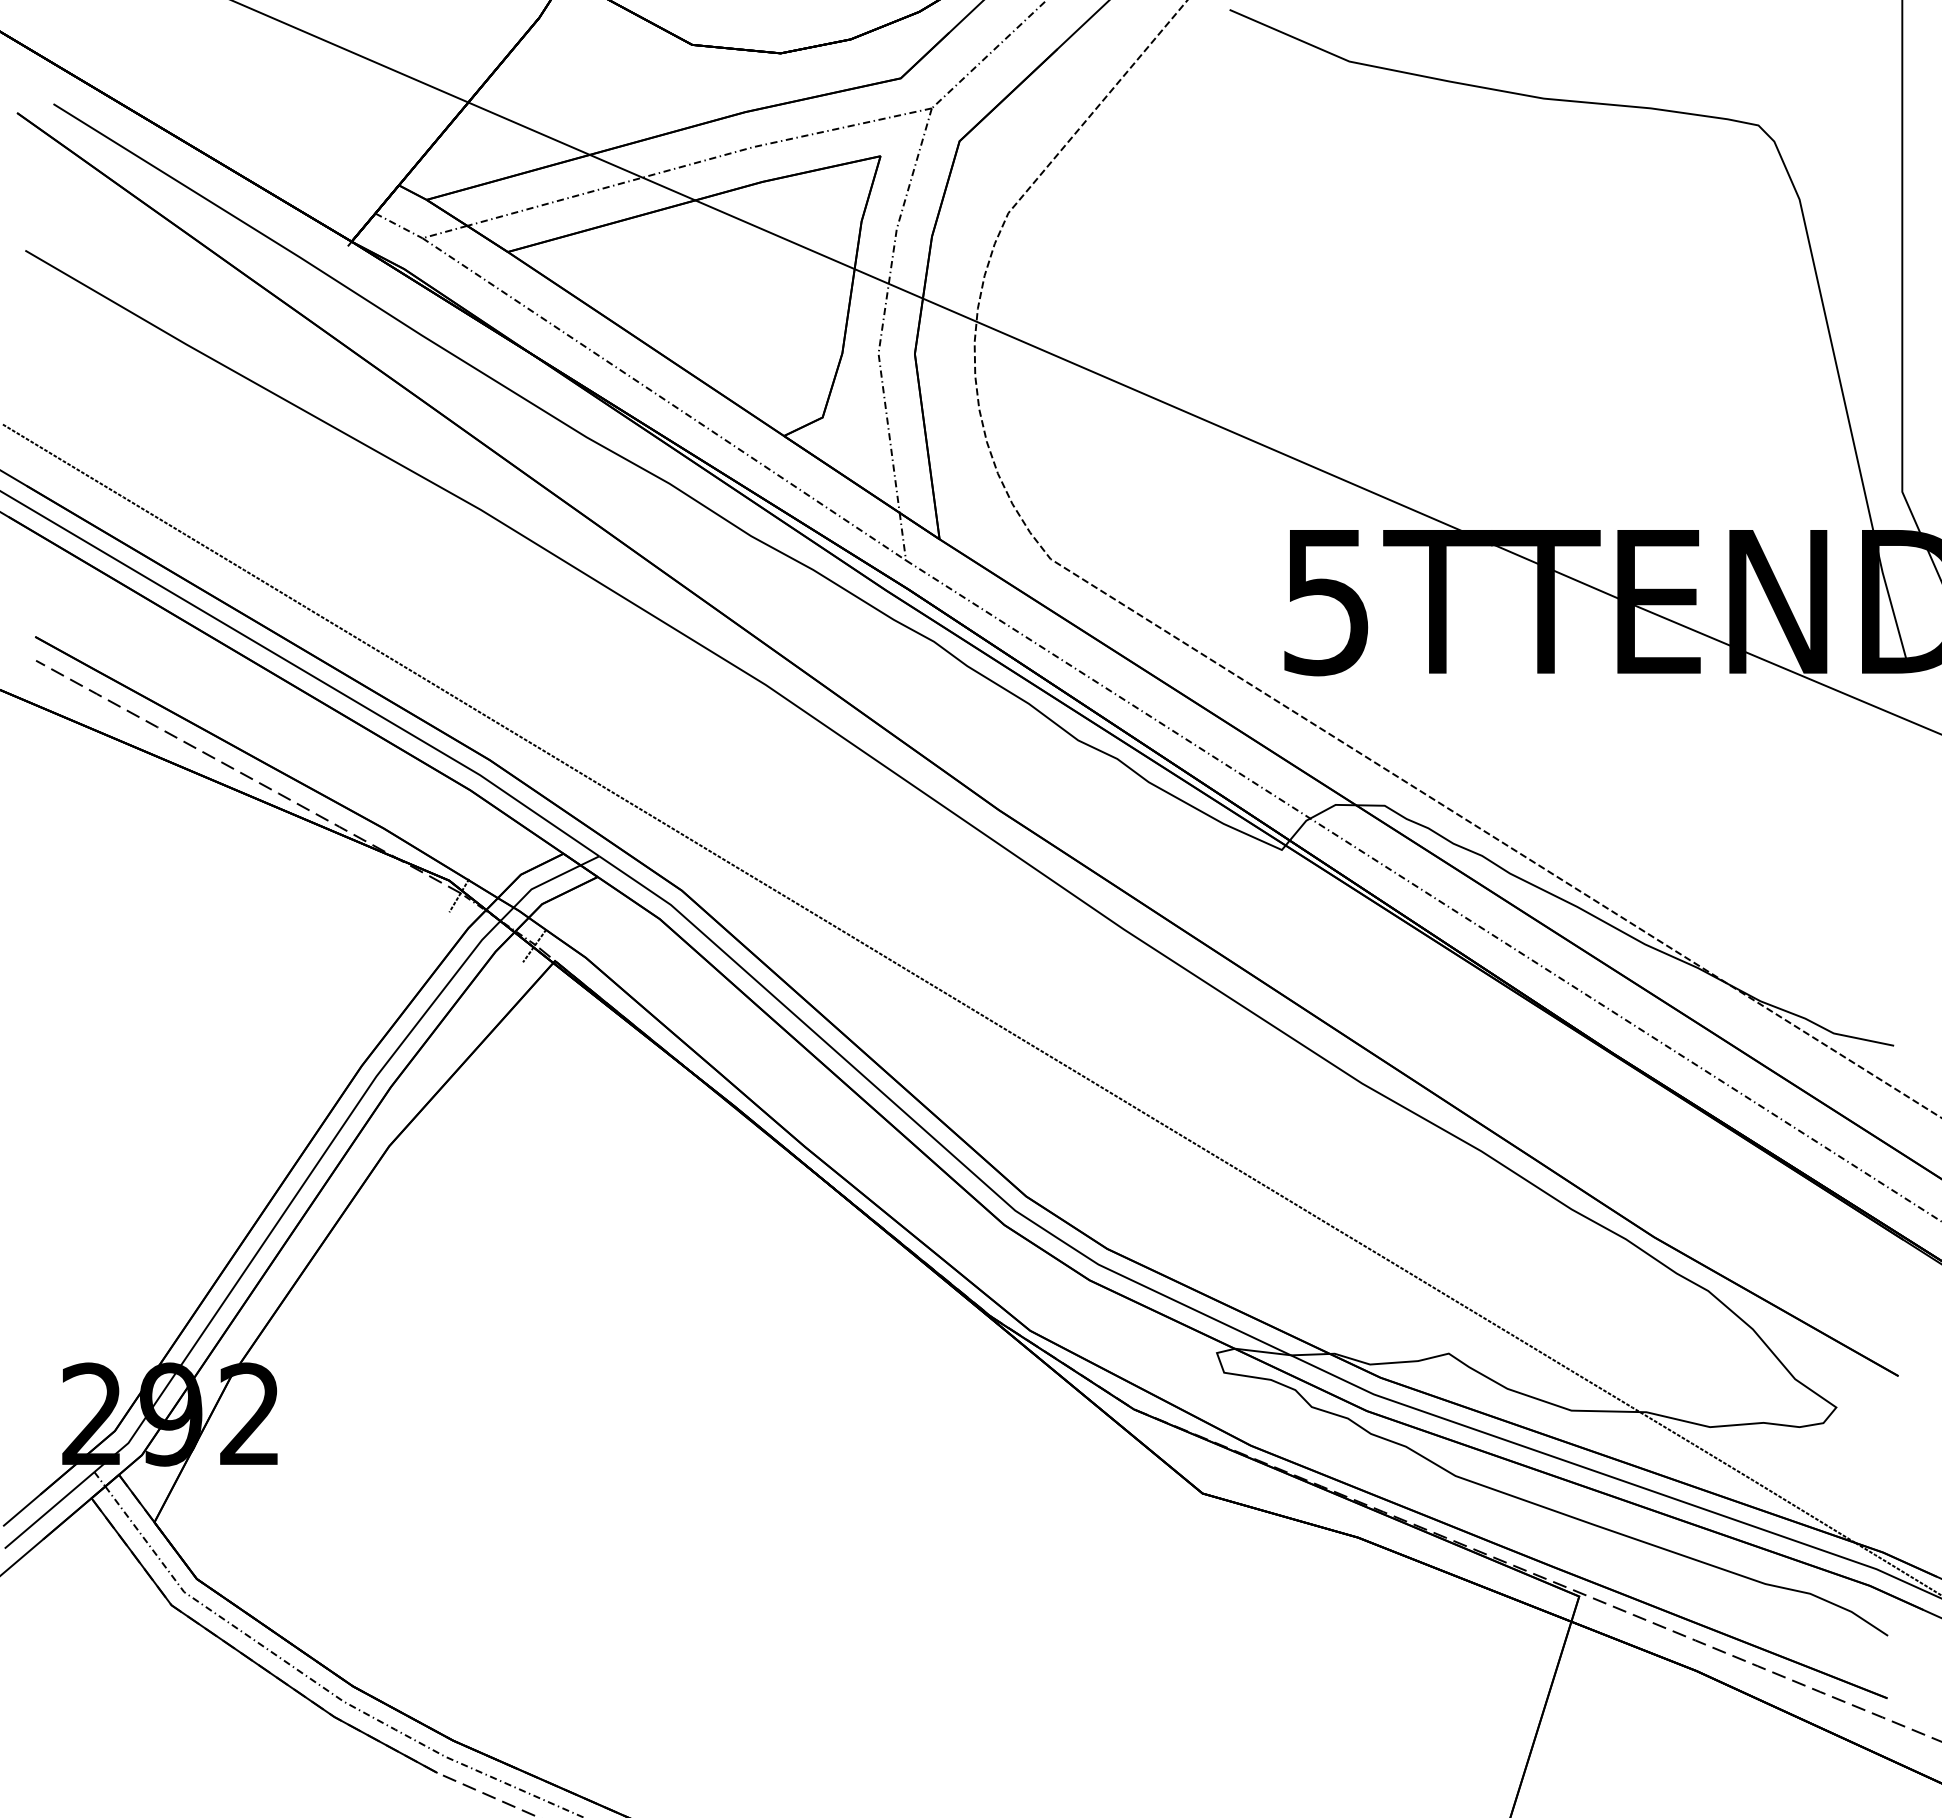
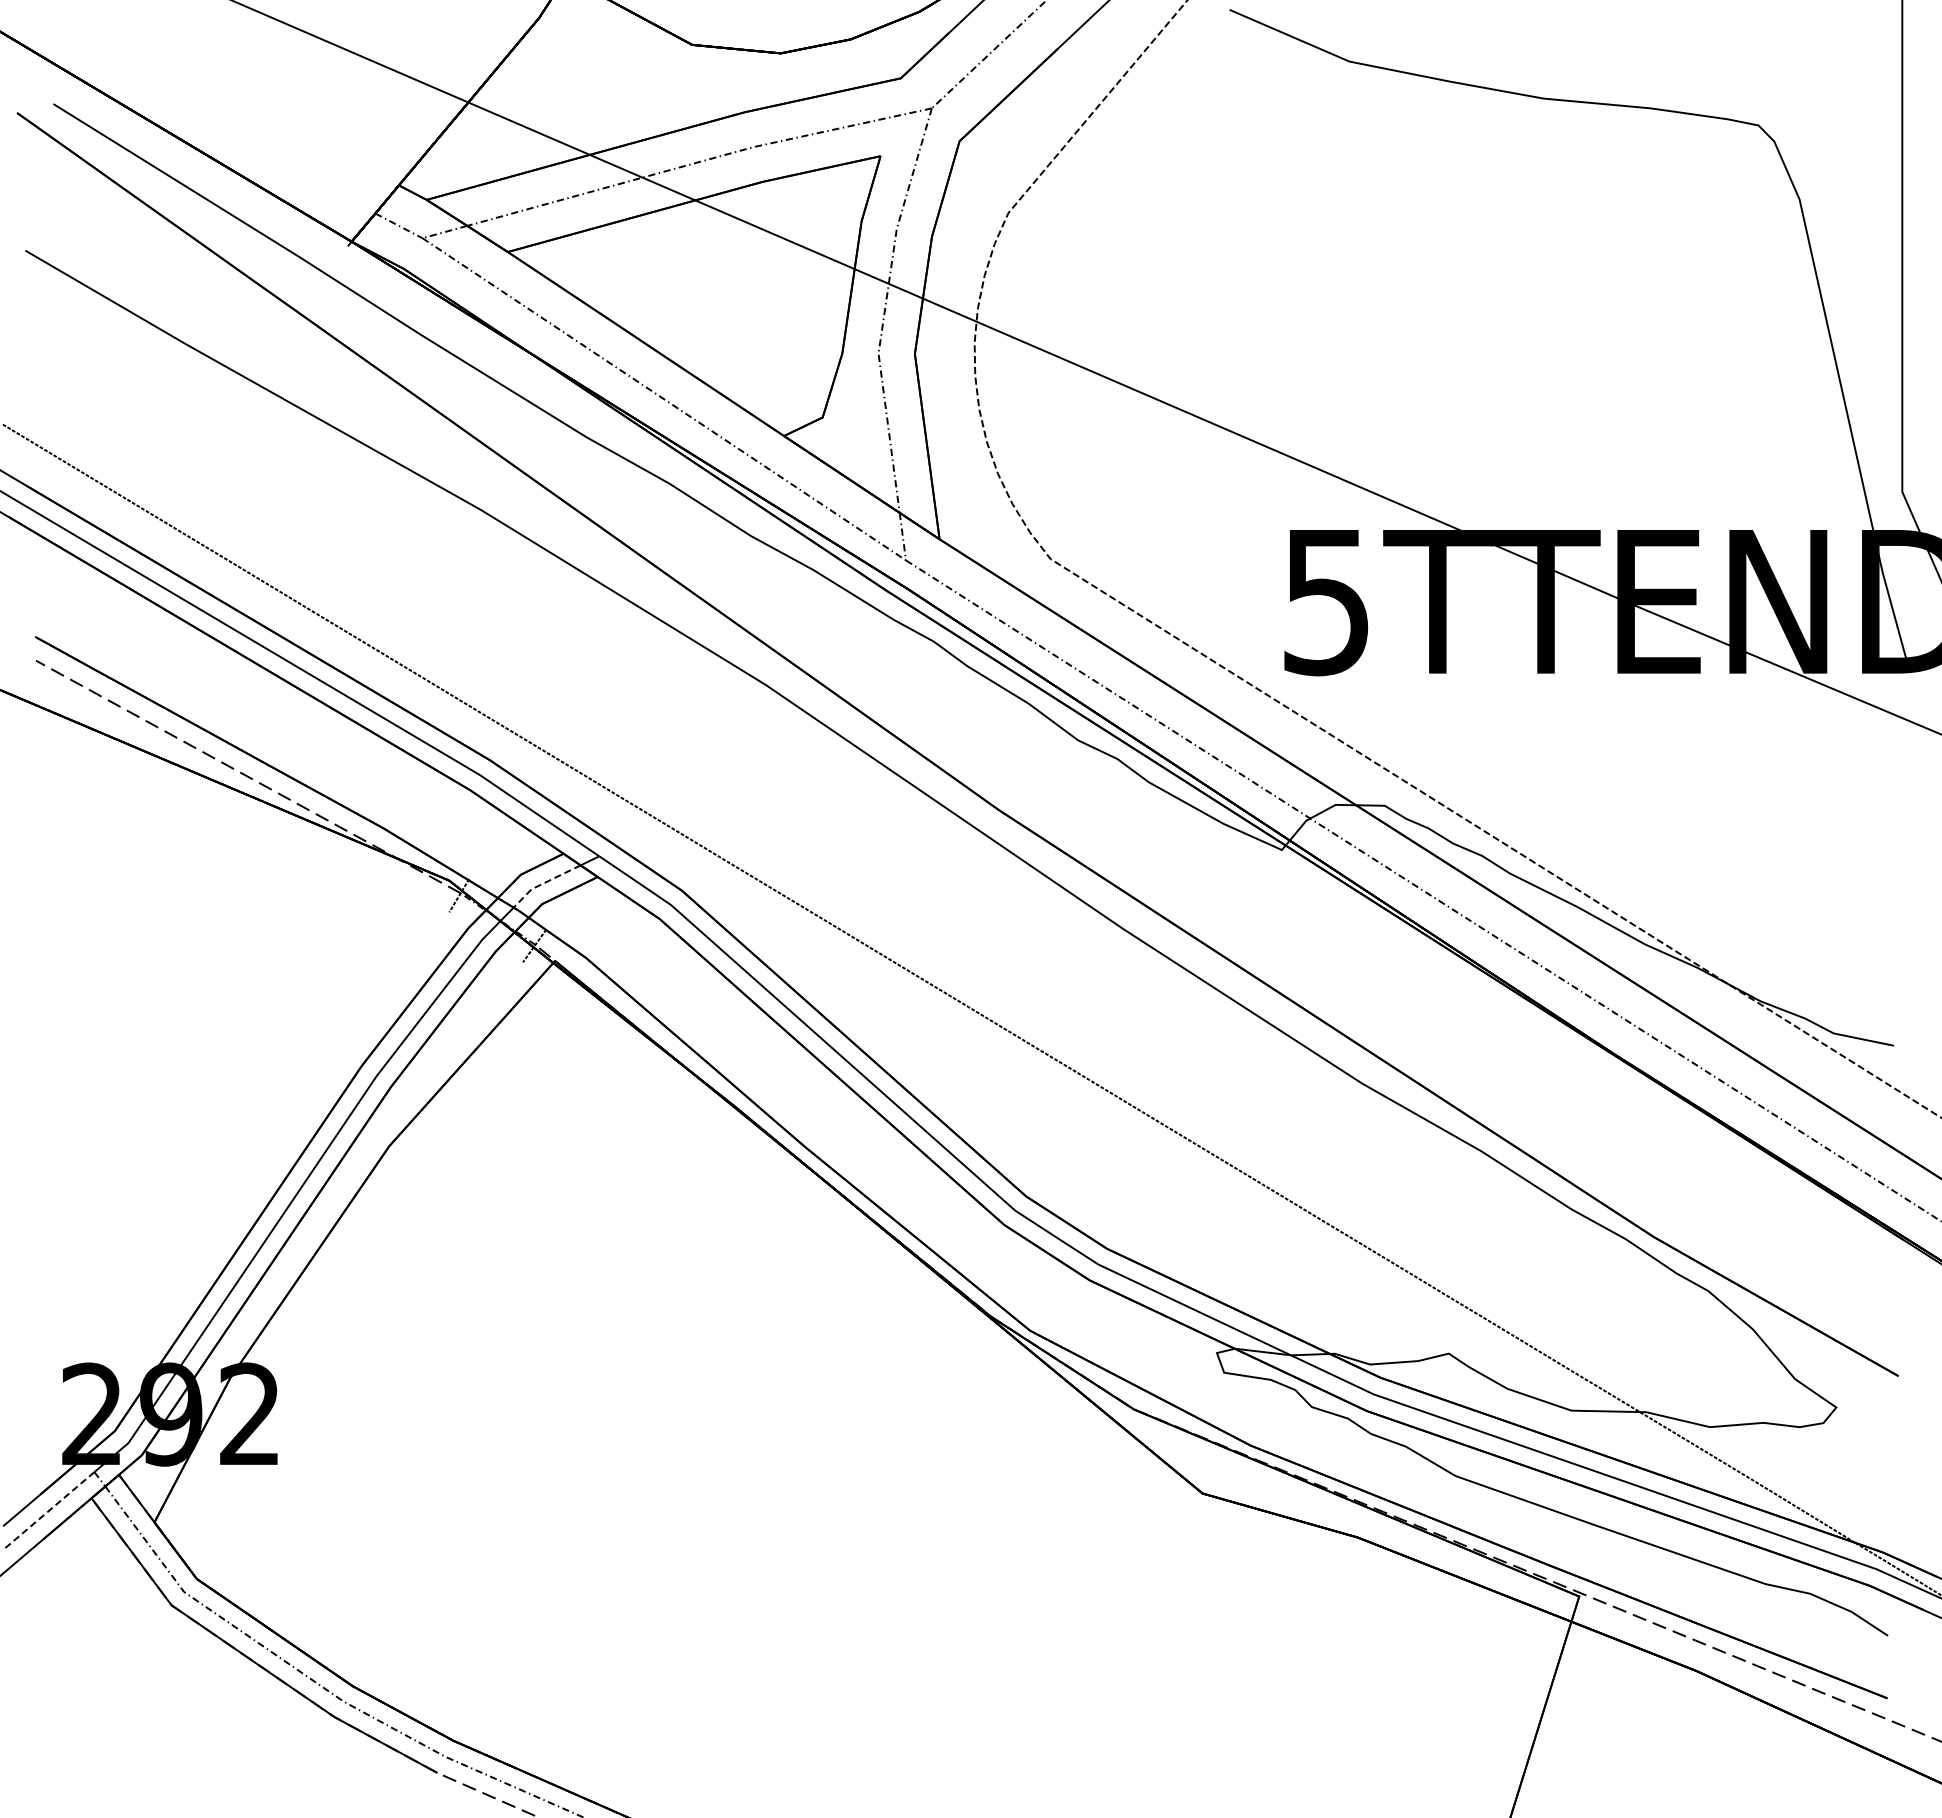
line: solid -> dashed (544, 883)
line: solid -> dashed (48, 1510)
